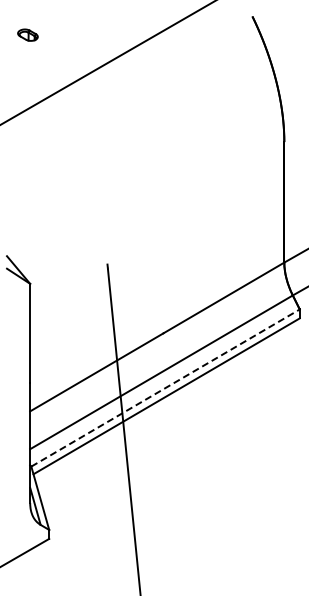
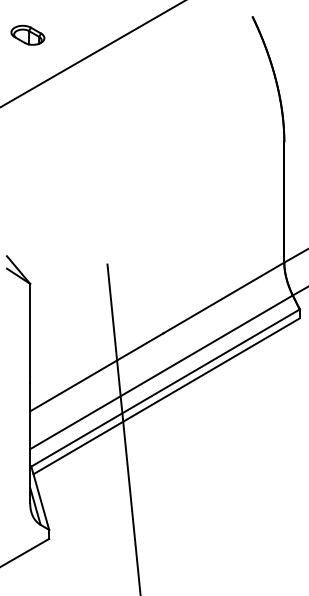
part size: 22x14 px -> 36x22 px (27, 34)
line position: (107, 62) -> (92, 54) (92, 54)
line: dashed -> solid (165, 388)
